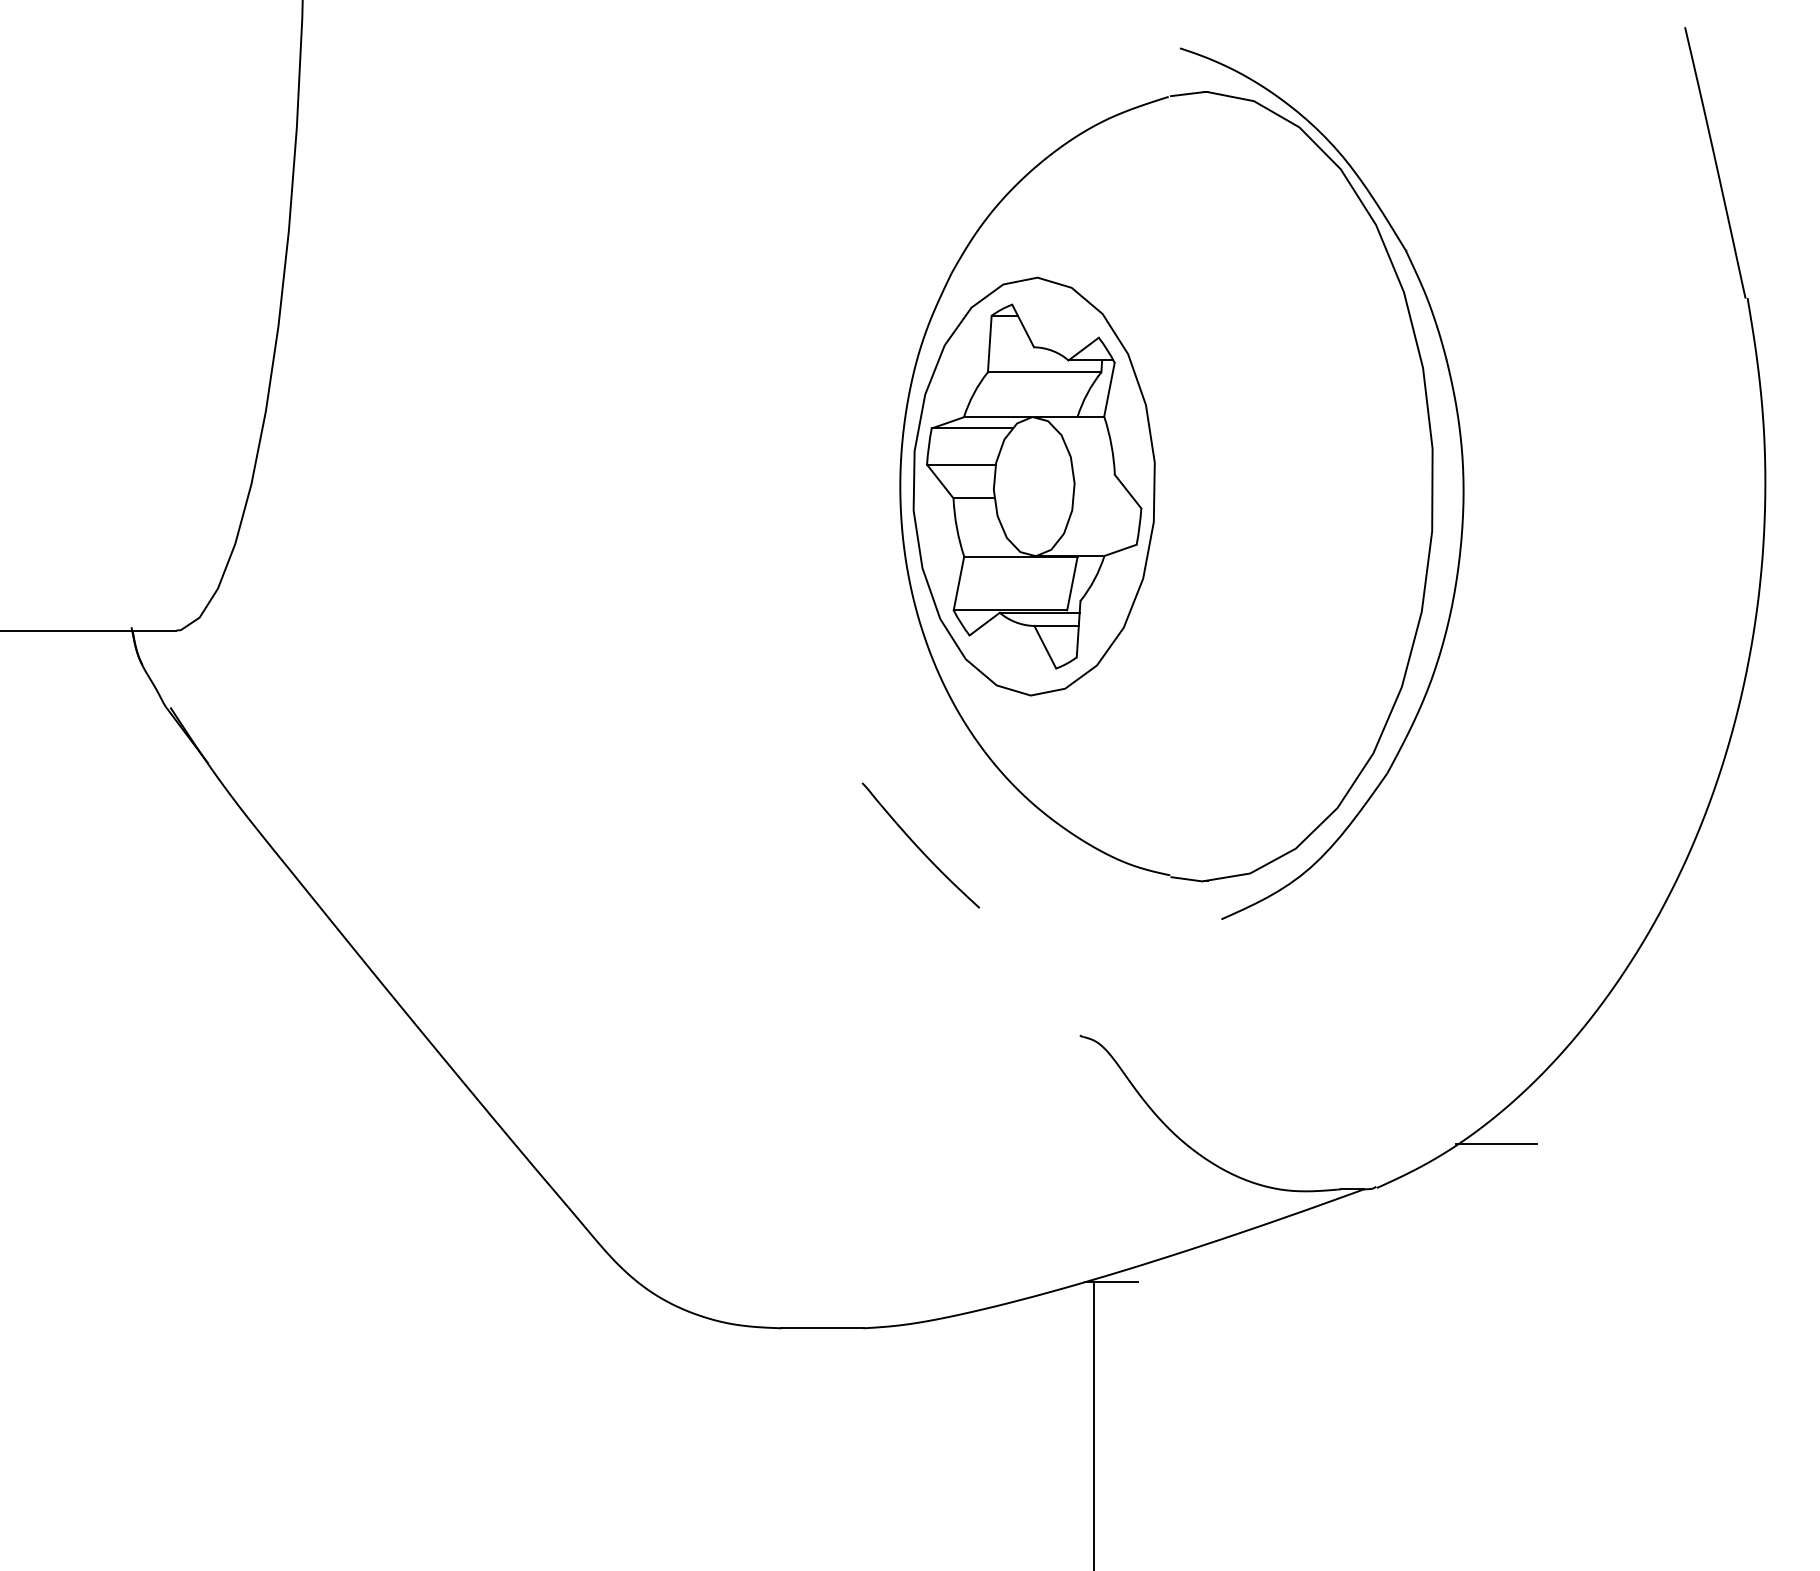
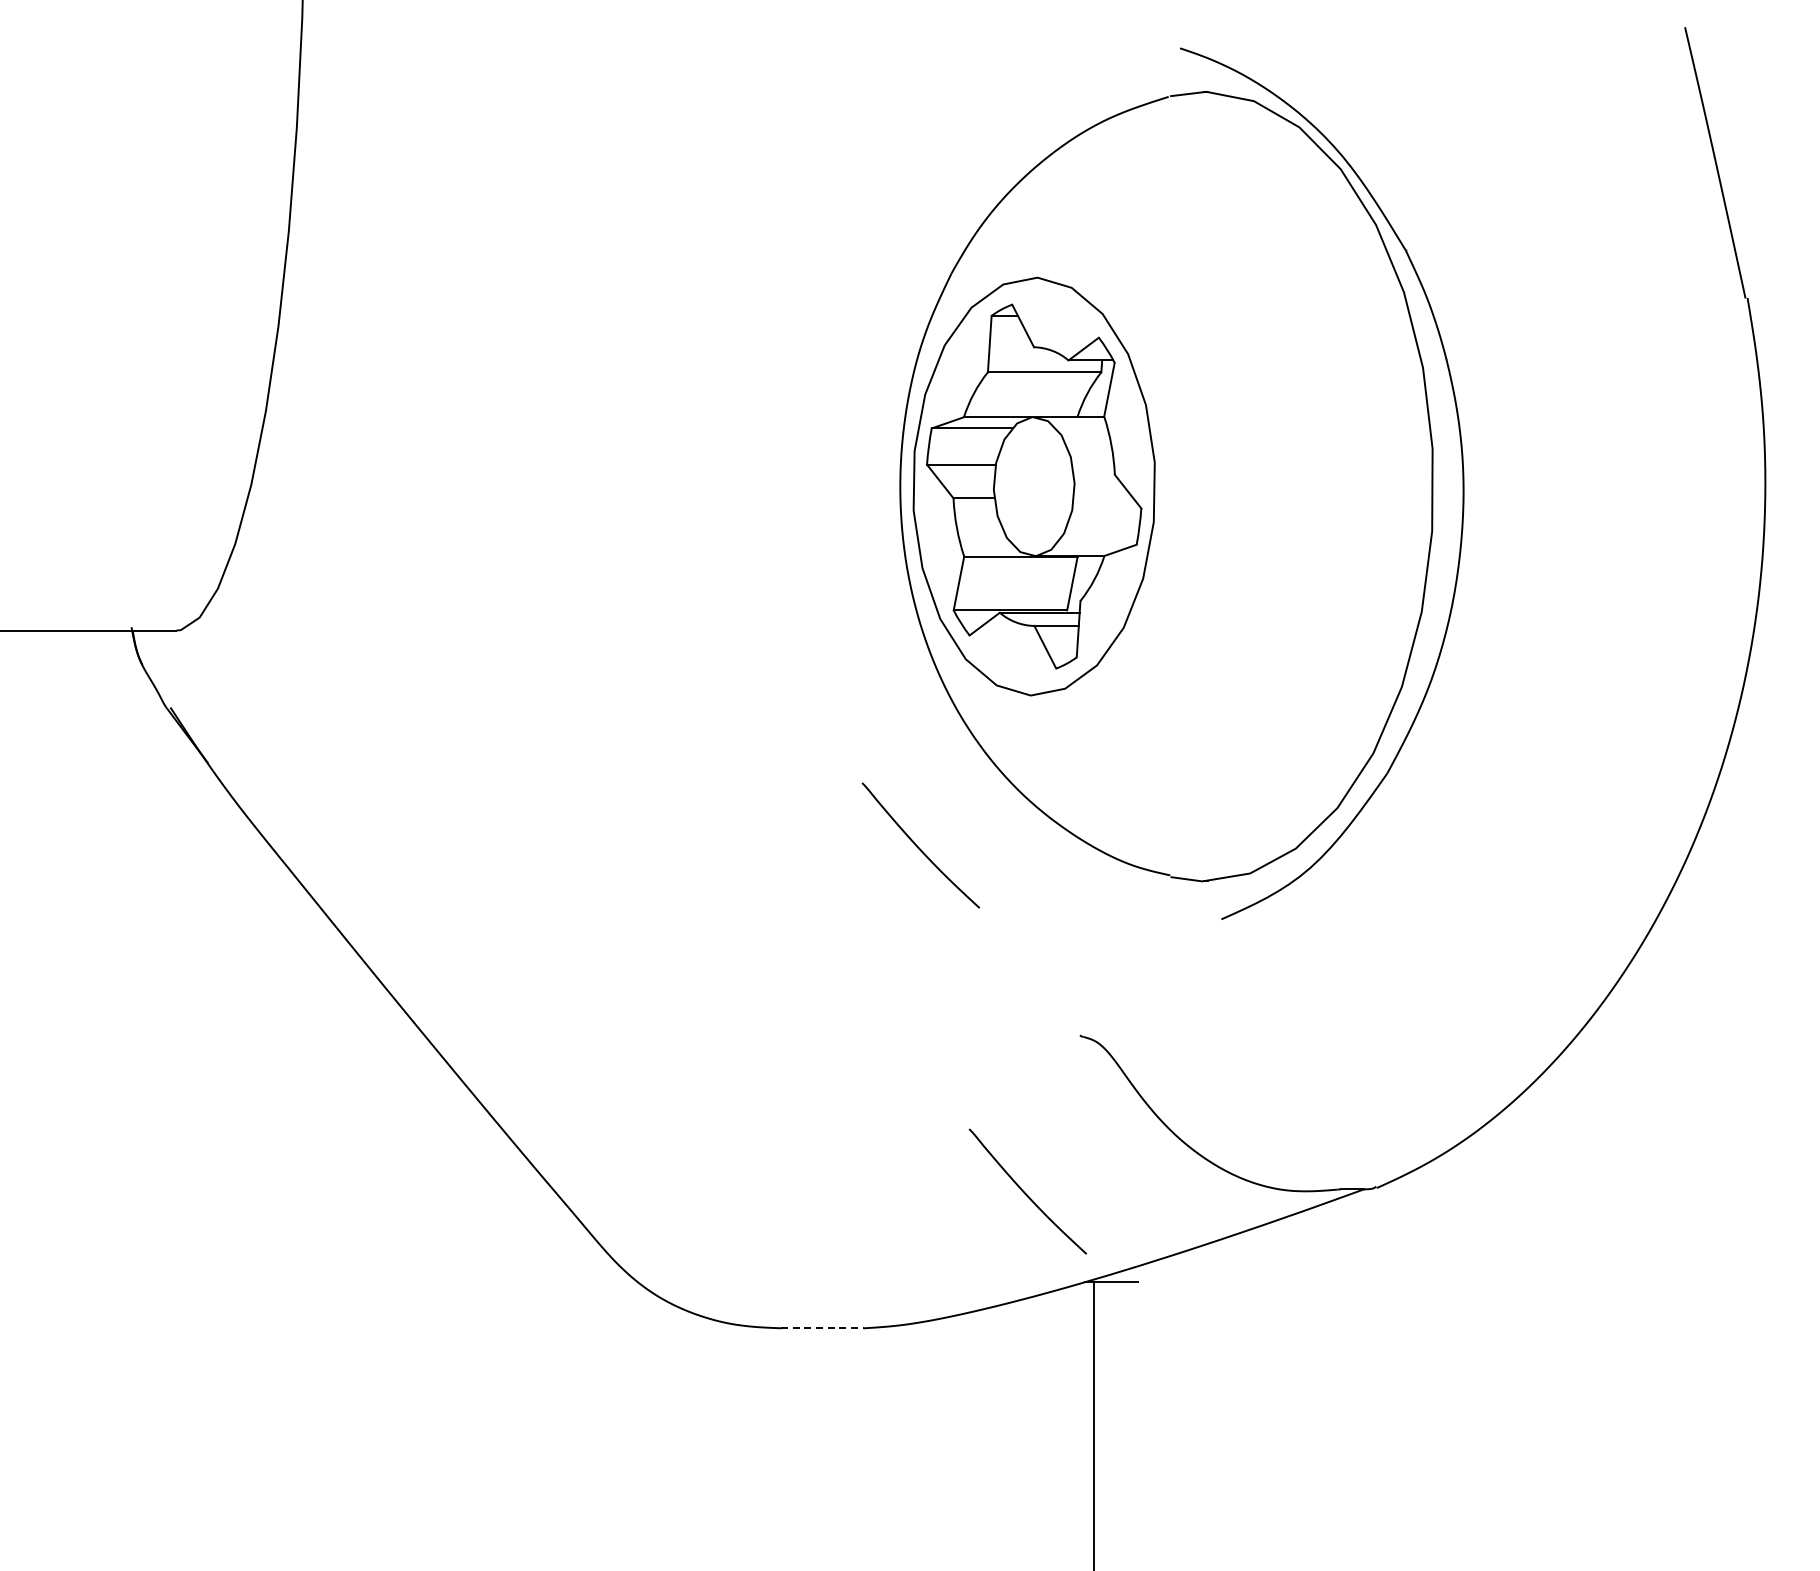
line: present -> none (1496, 1144)
curve: none -> present (1025, 1192)
line: solid -> dashed (823, 1328)
